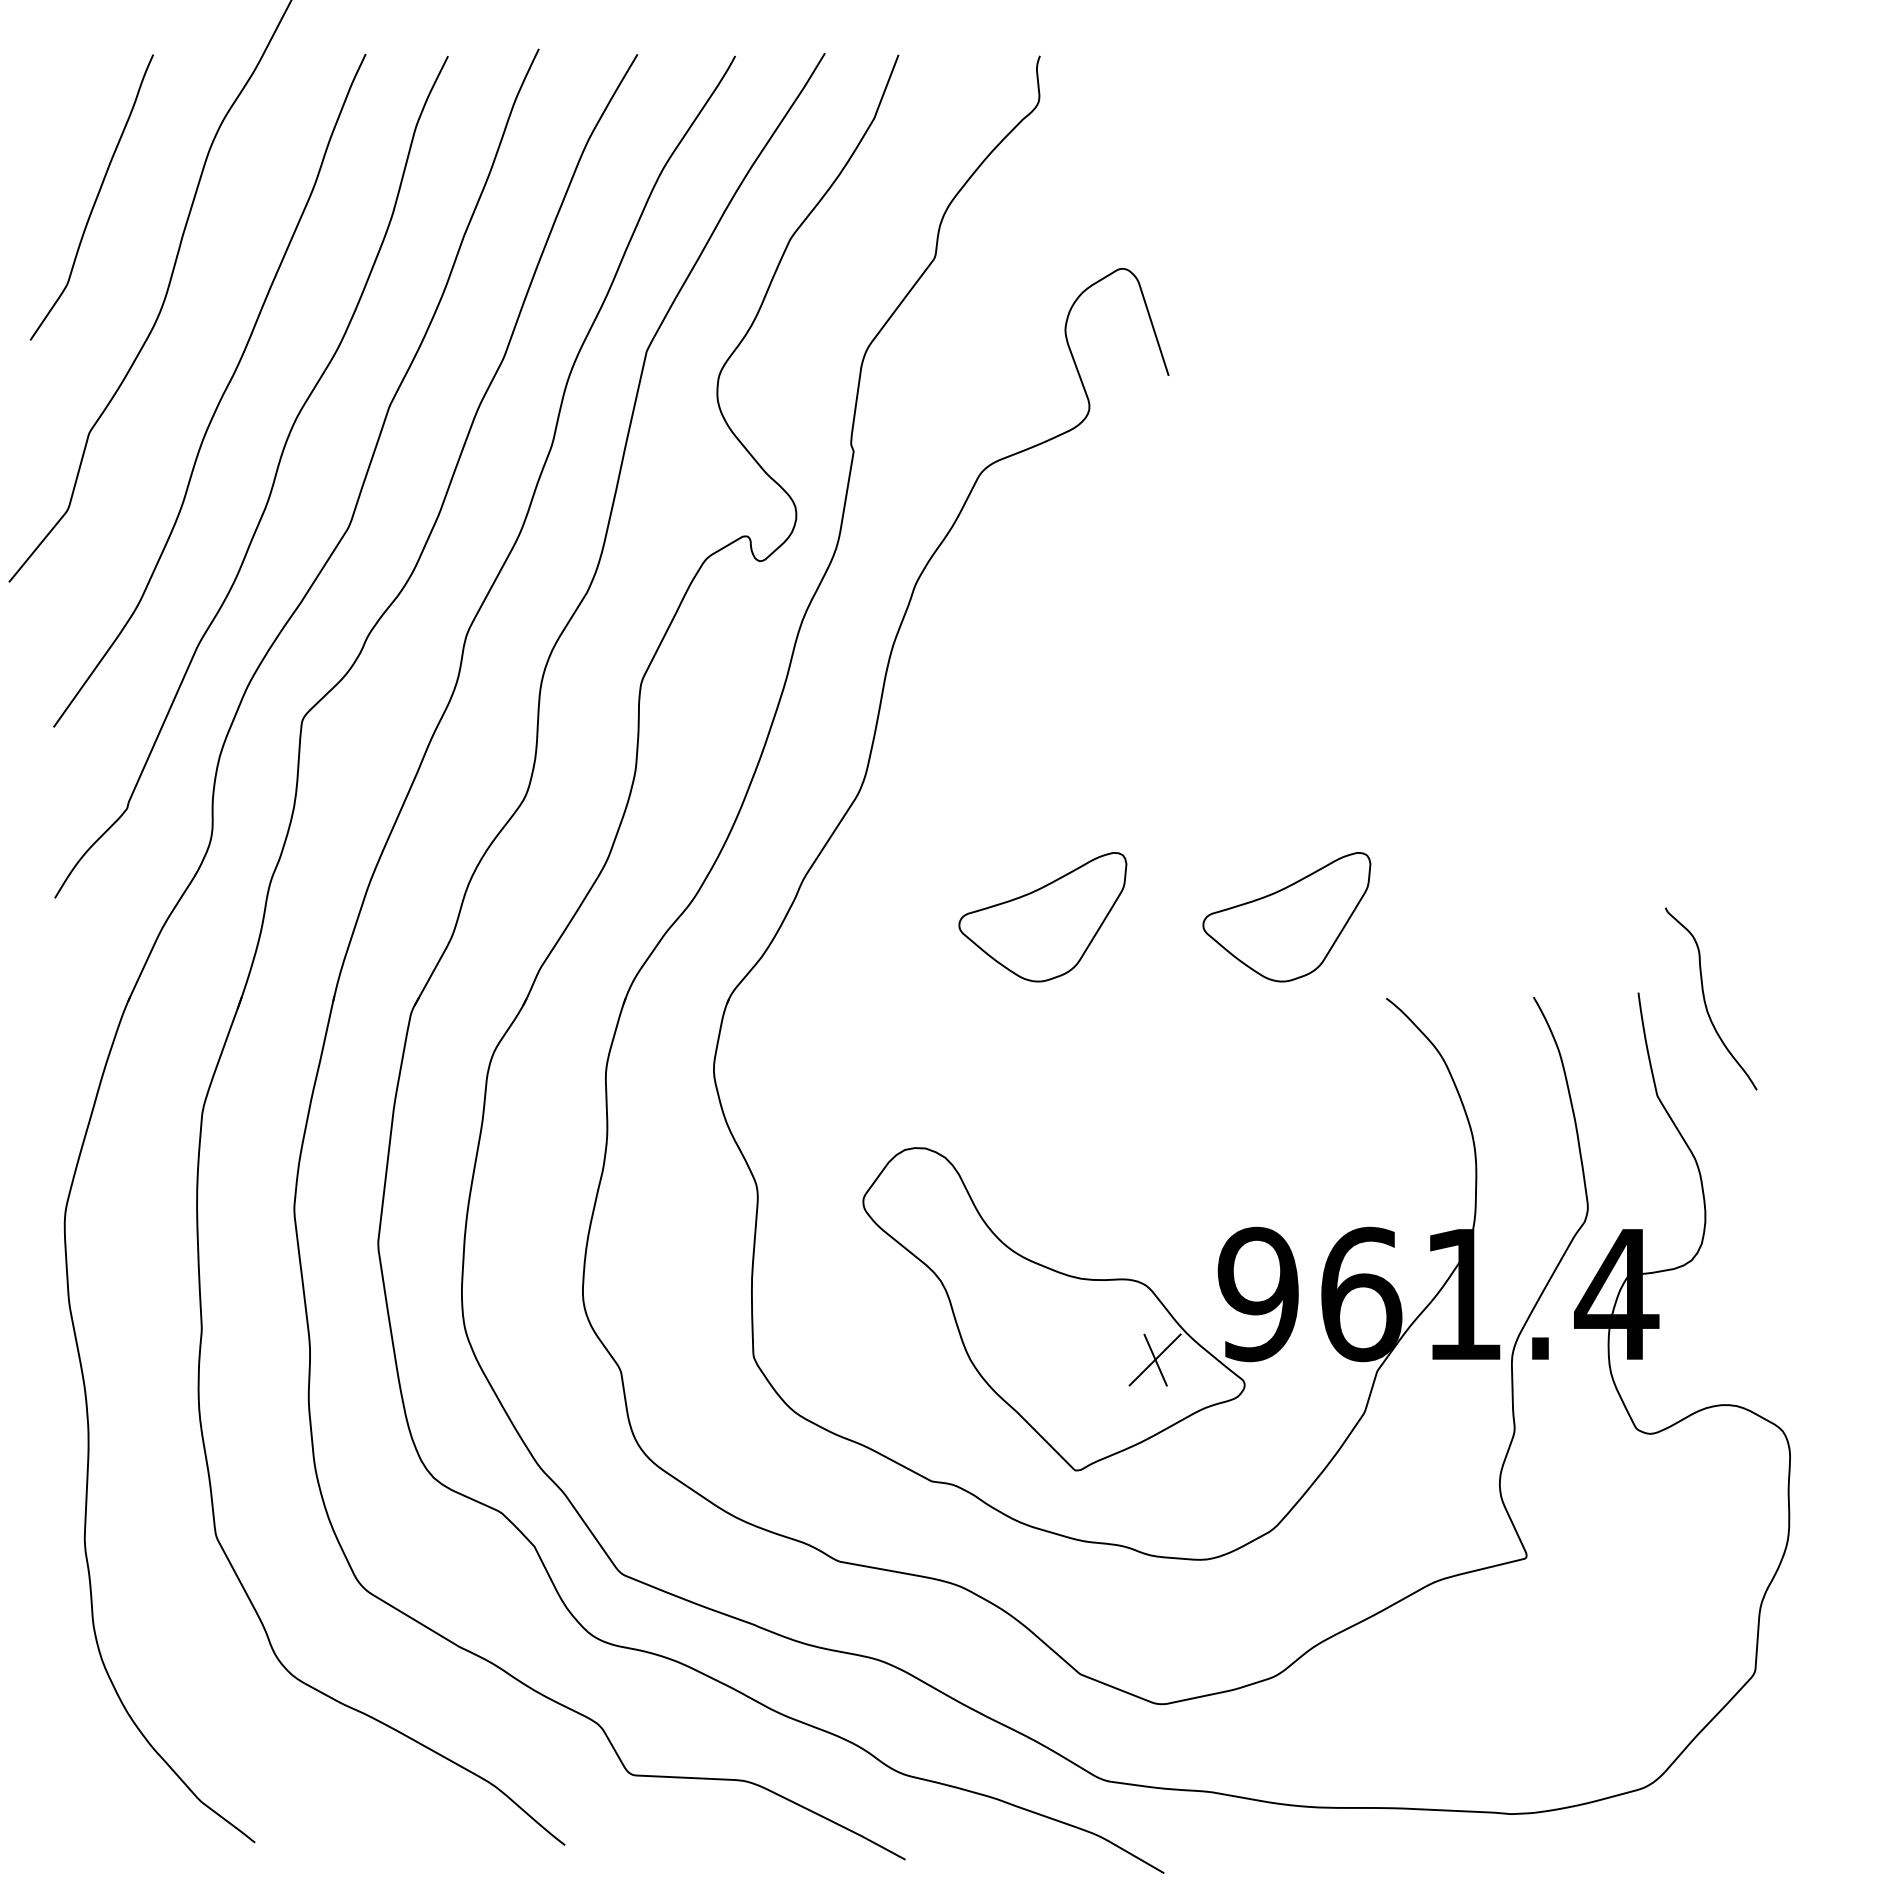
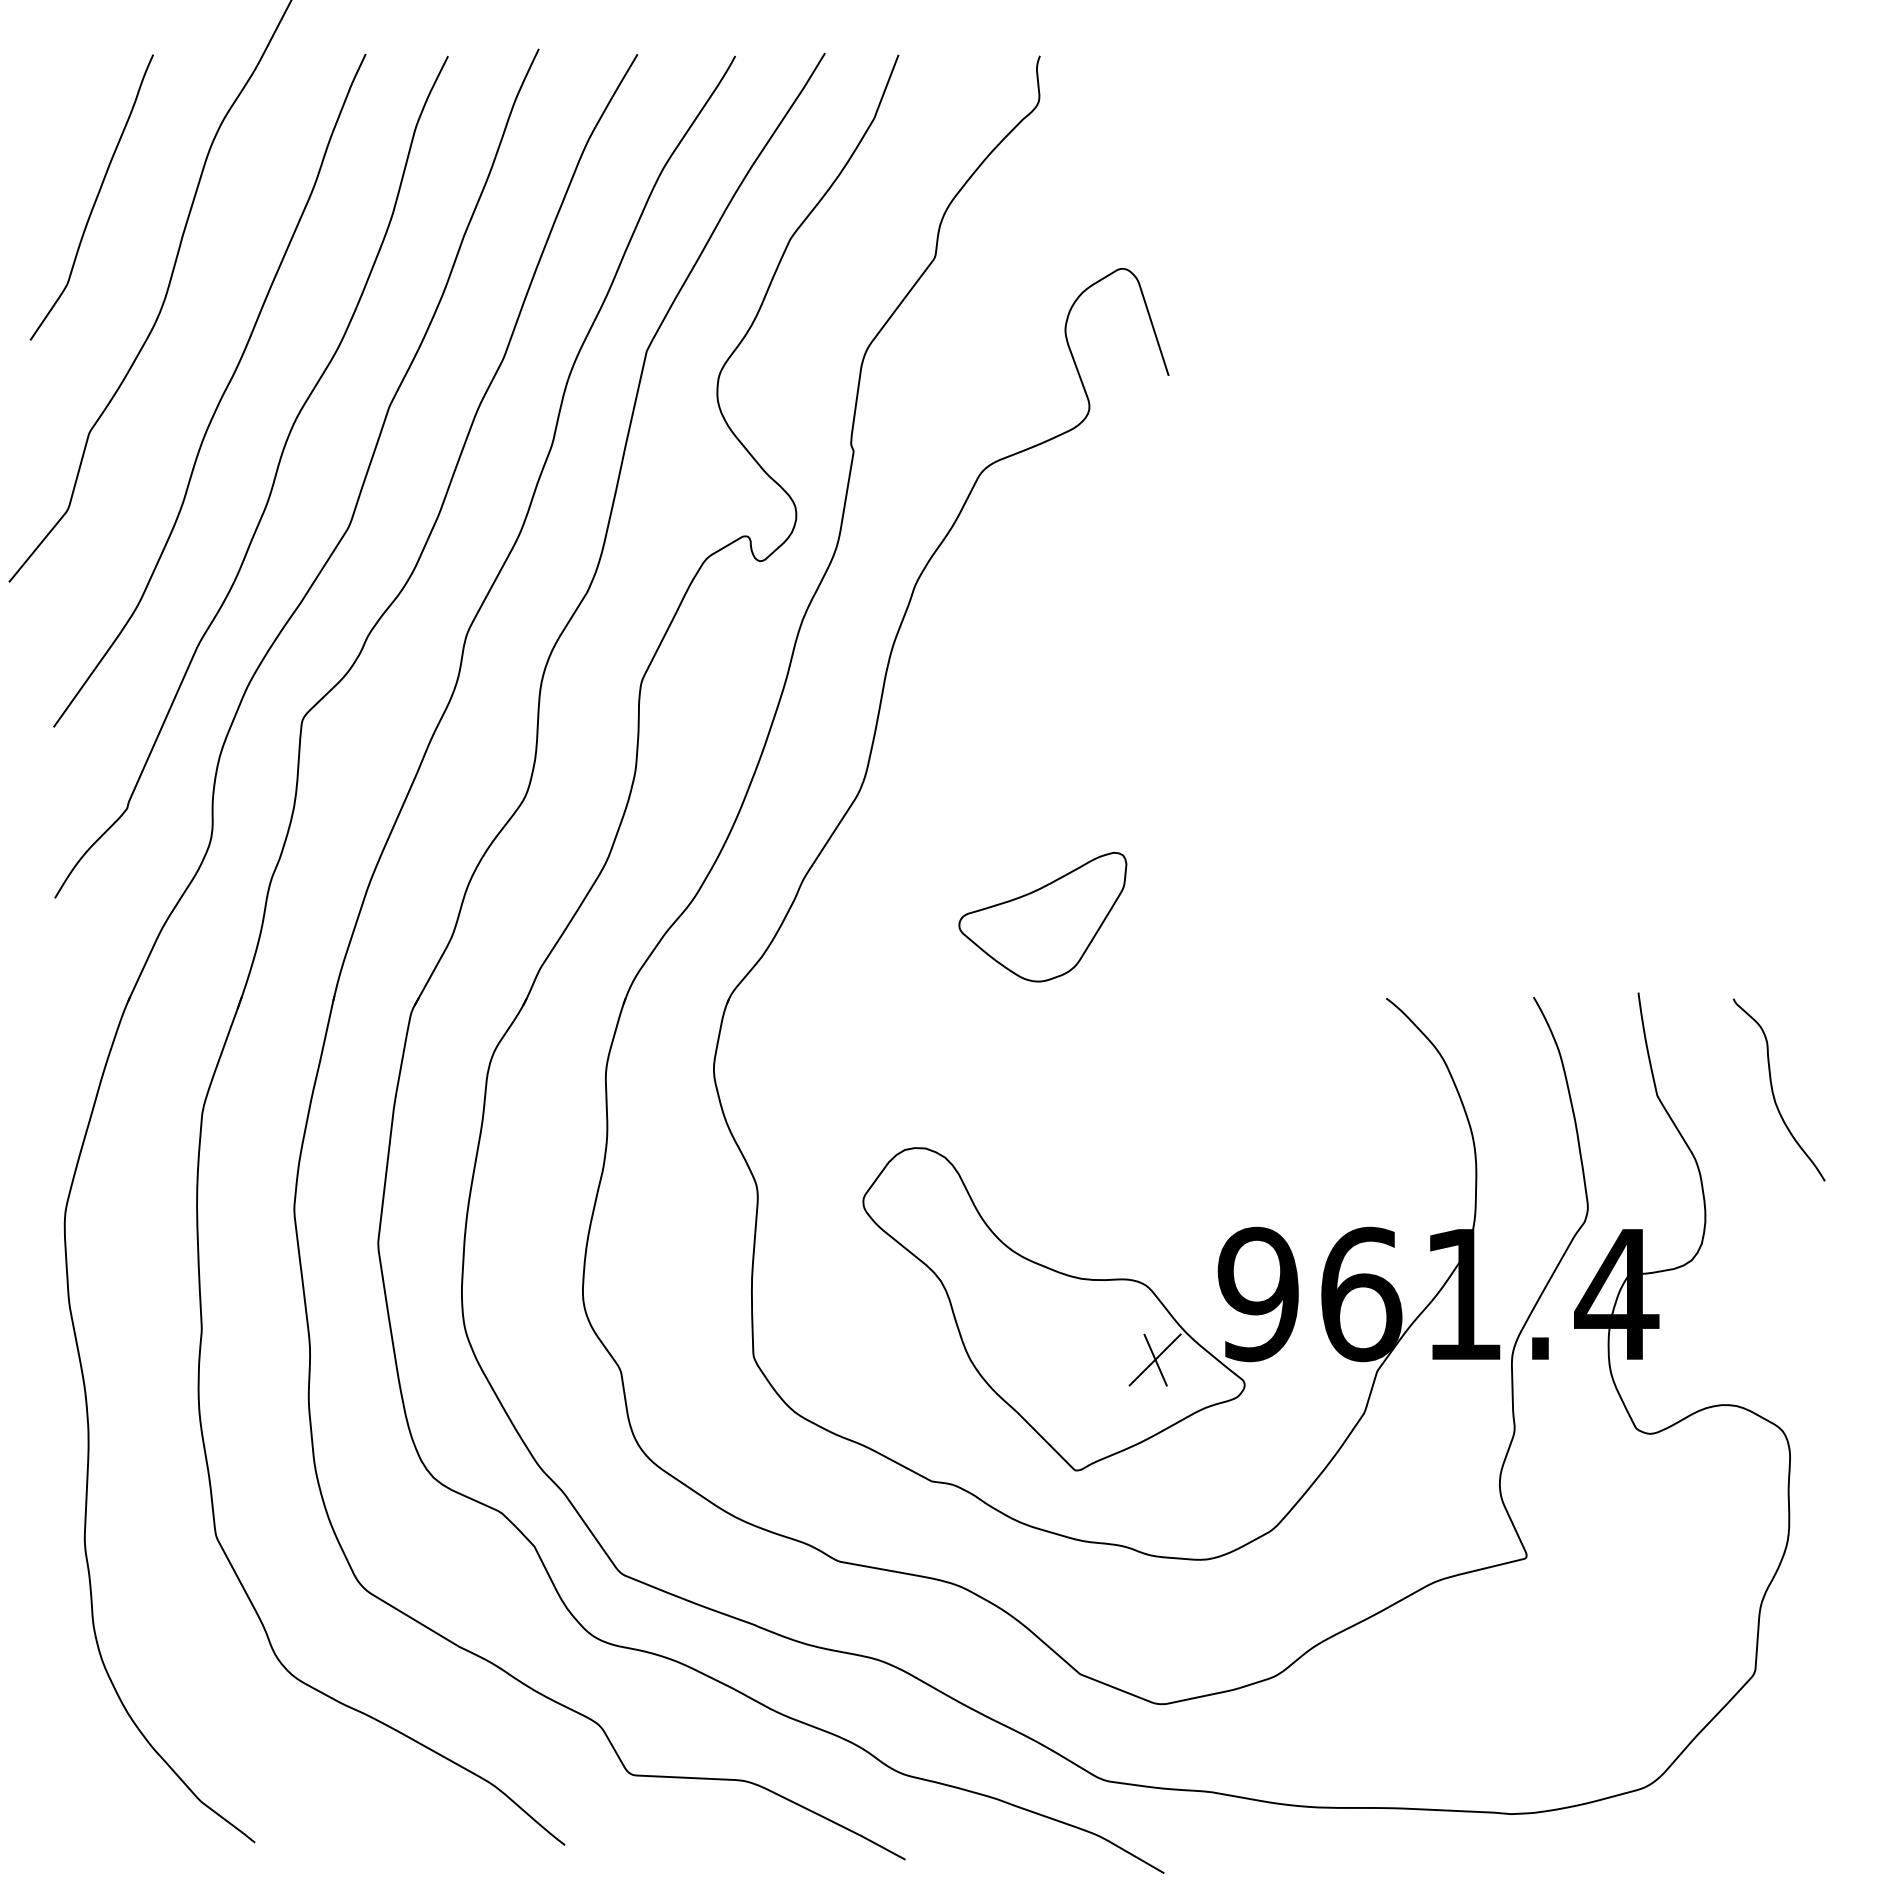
part: present -> none (1286, 917)
curve position: (1705, 998) -> (1773, 1089) (1773, 1089)
